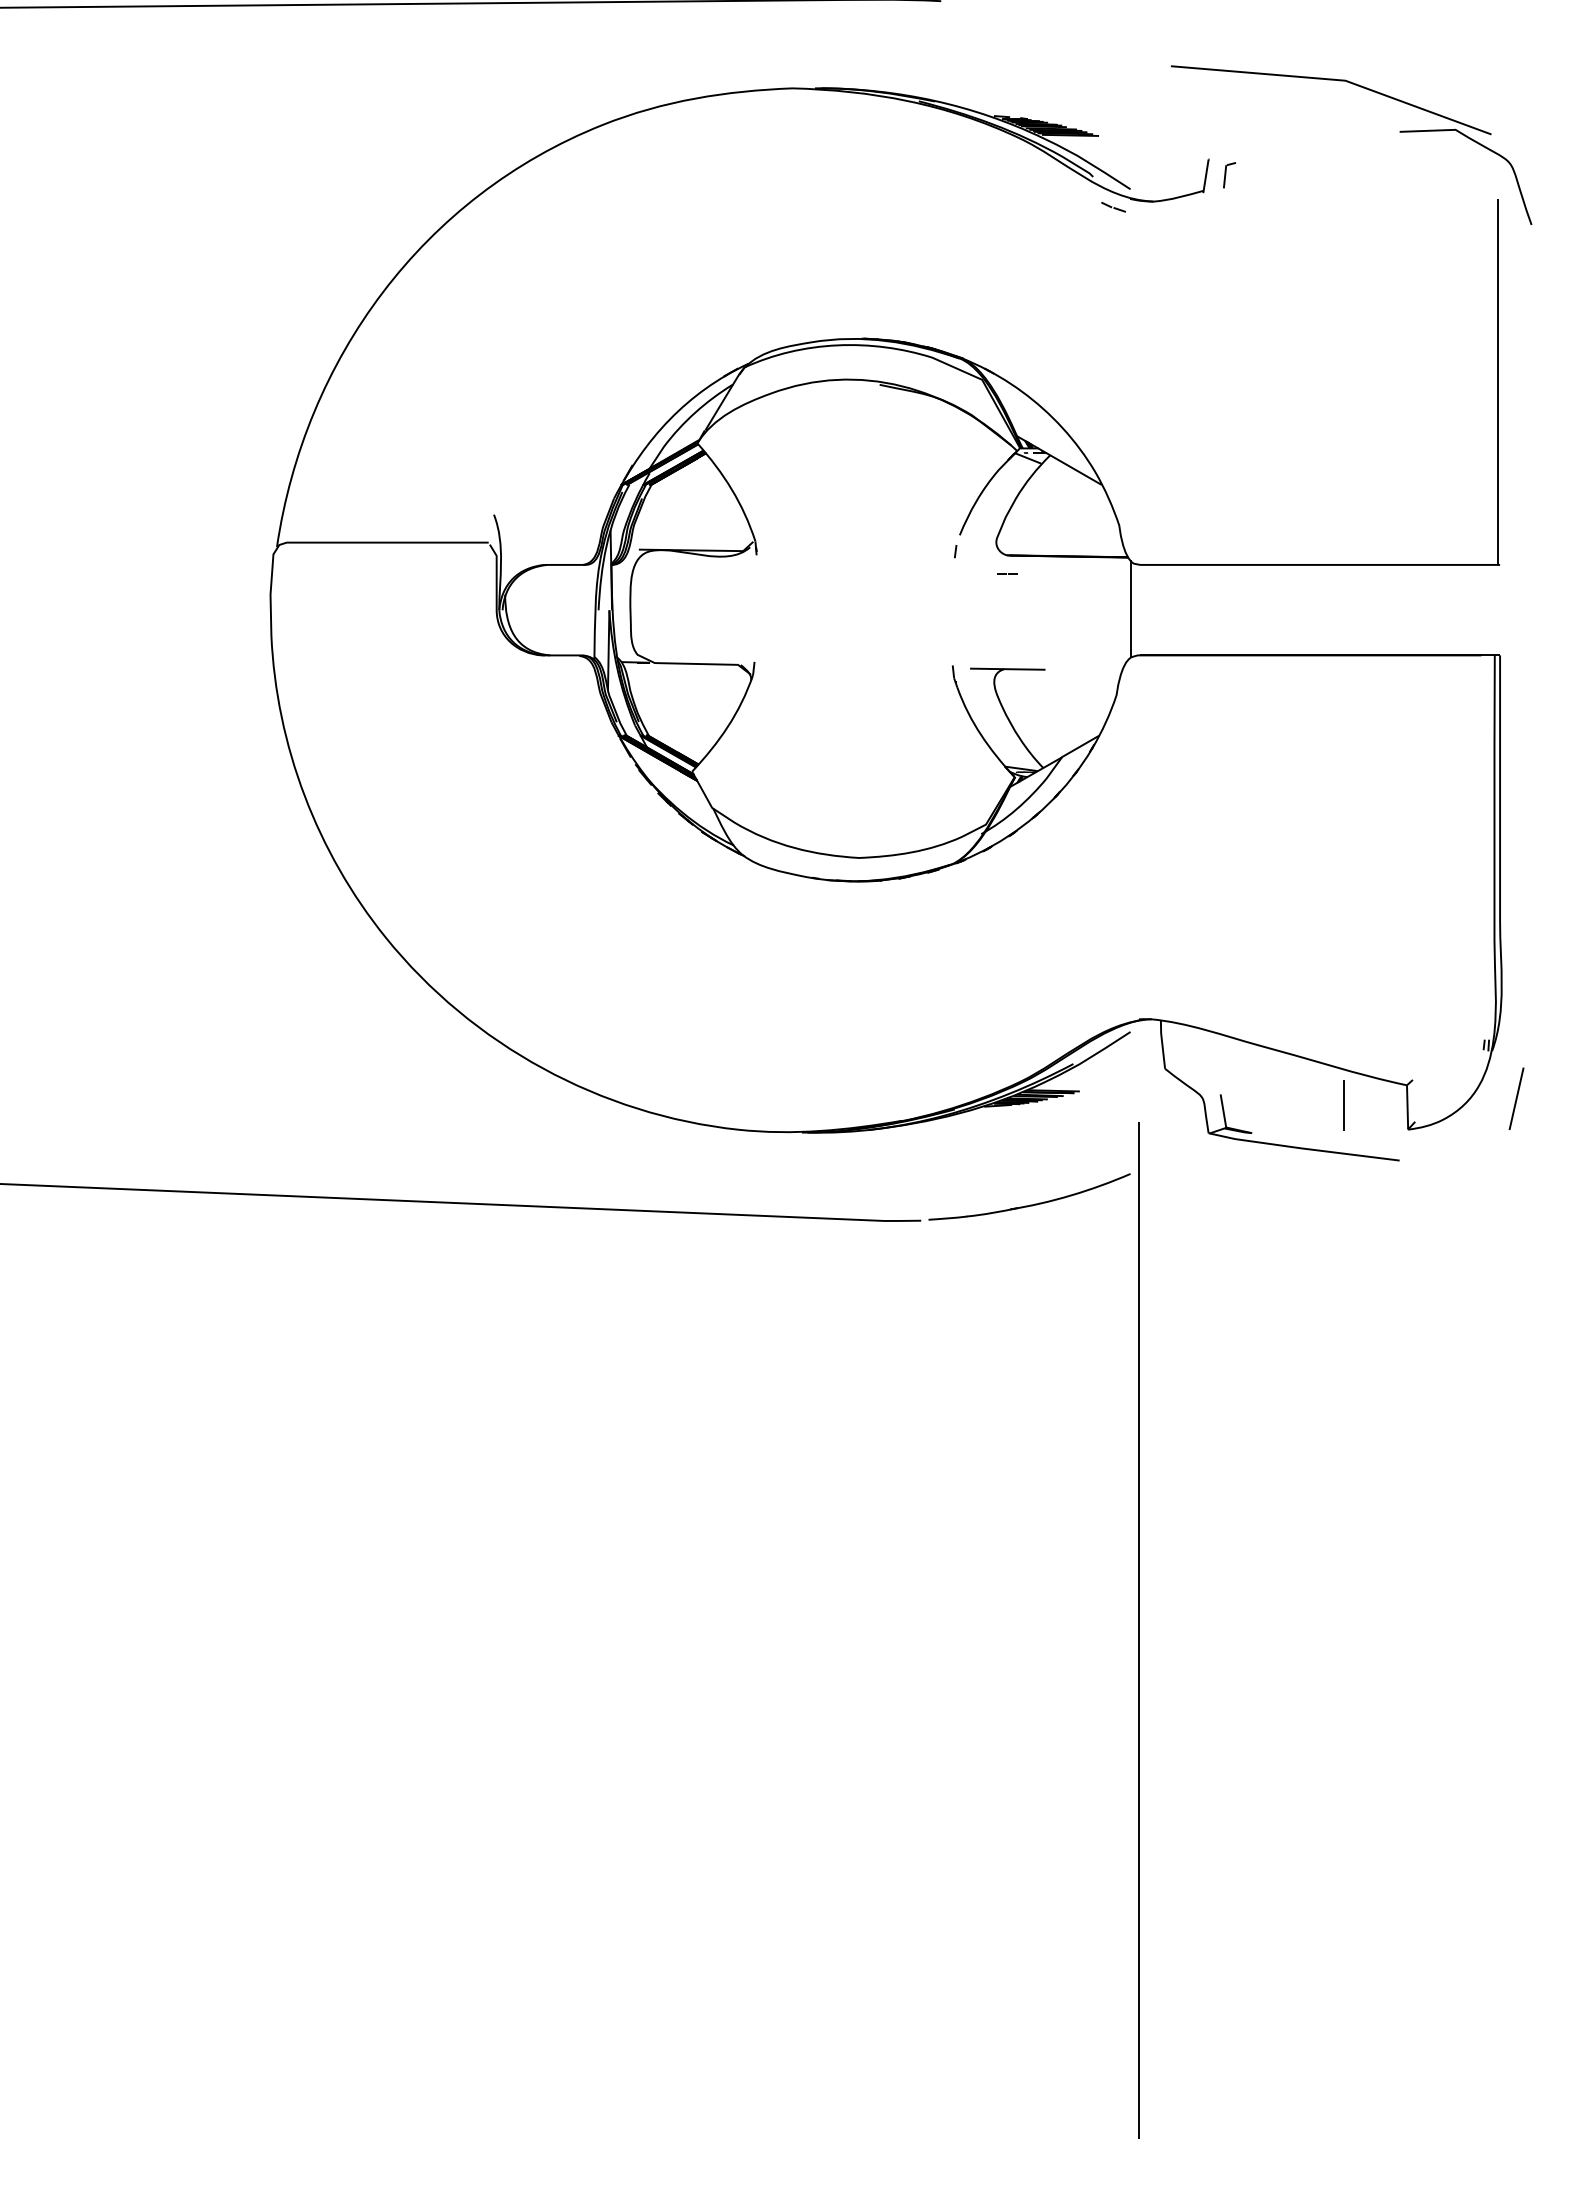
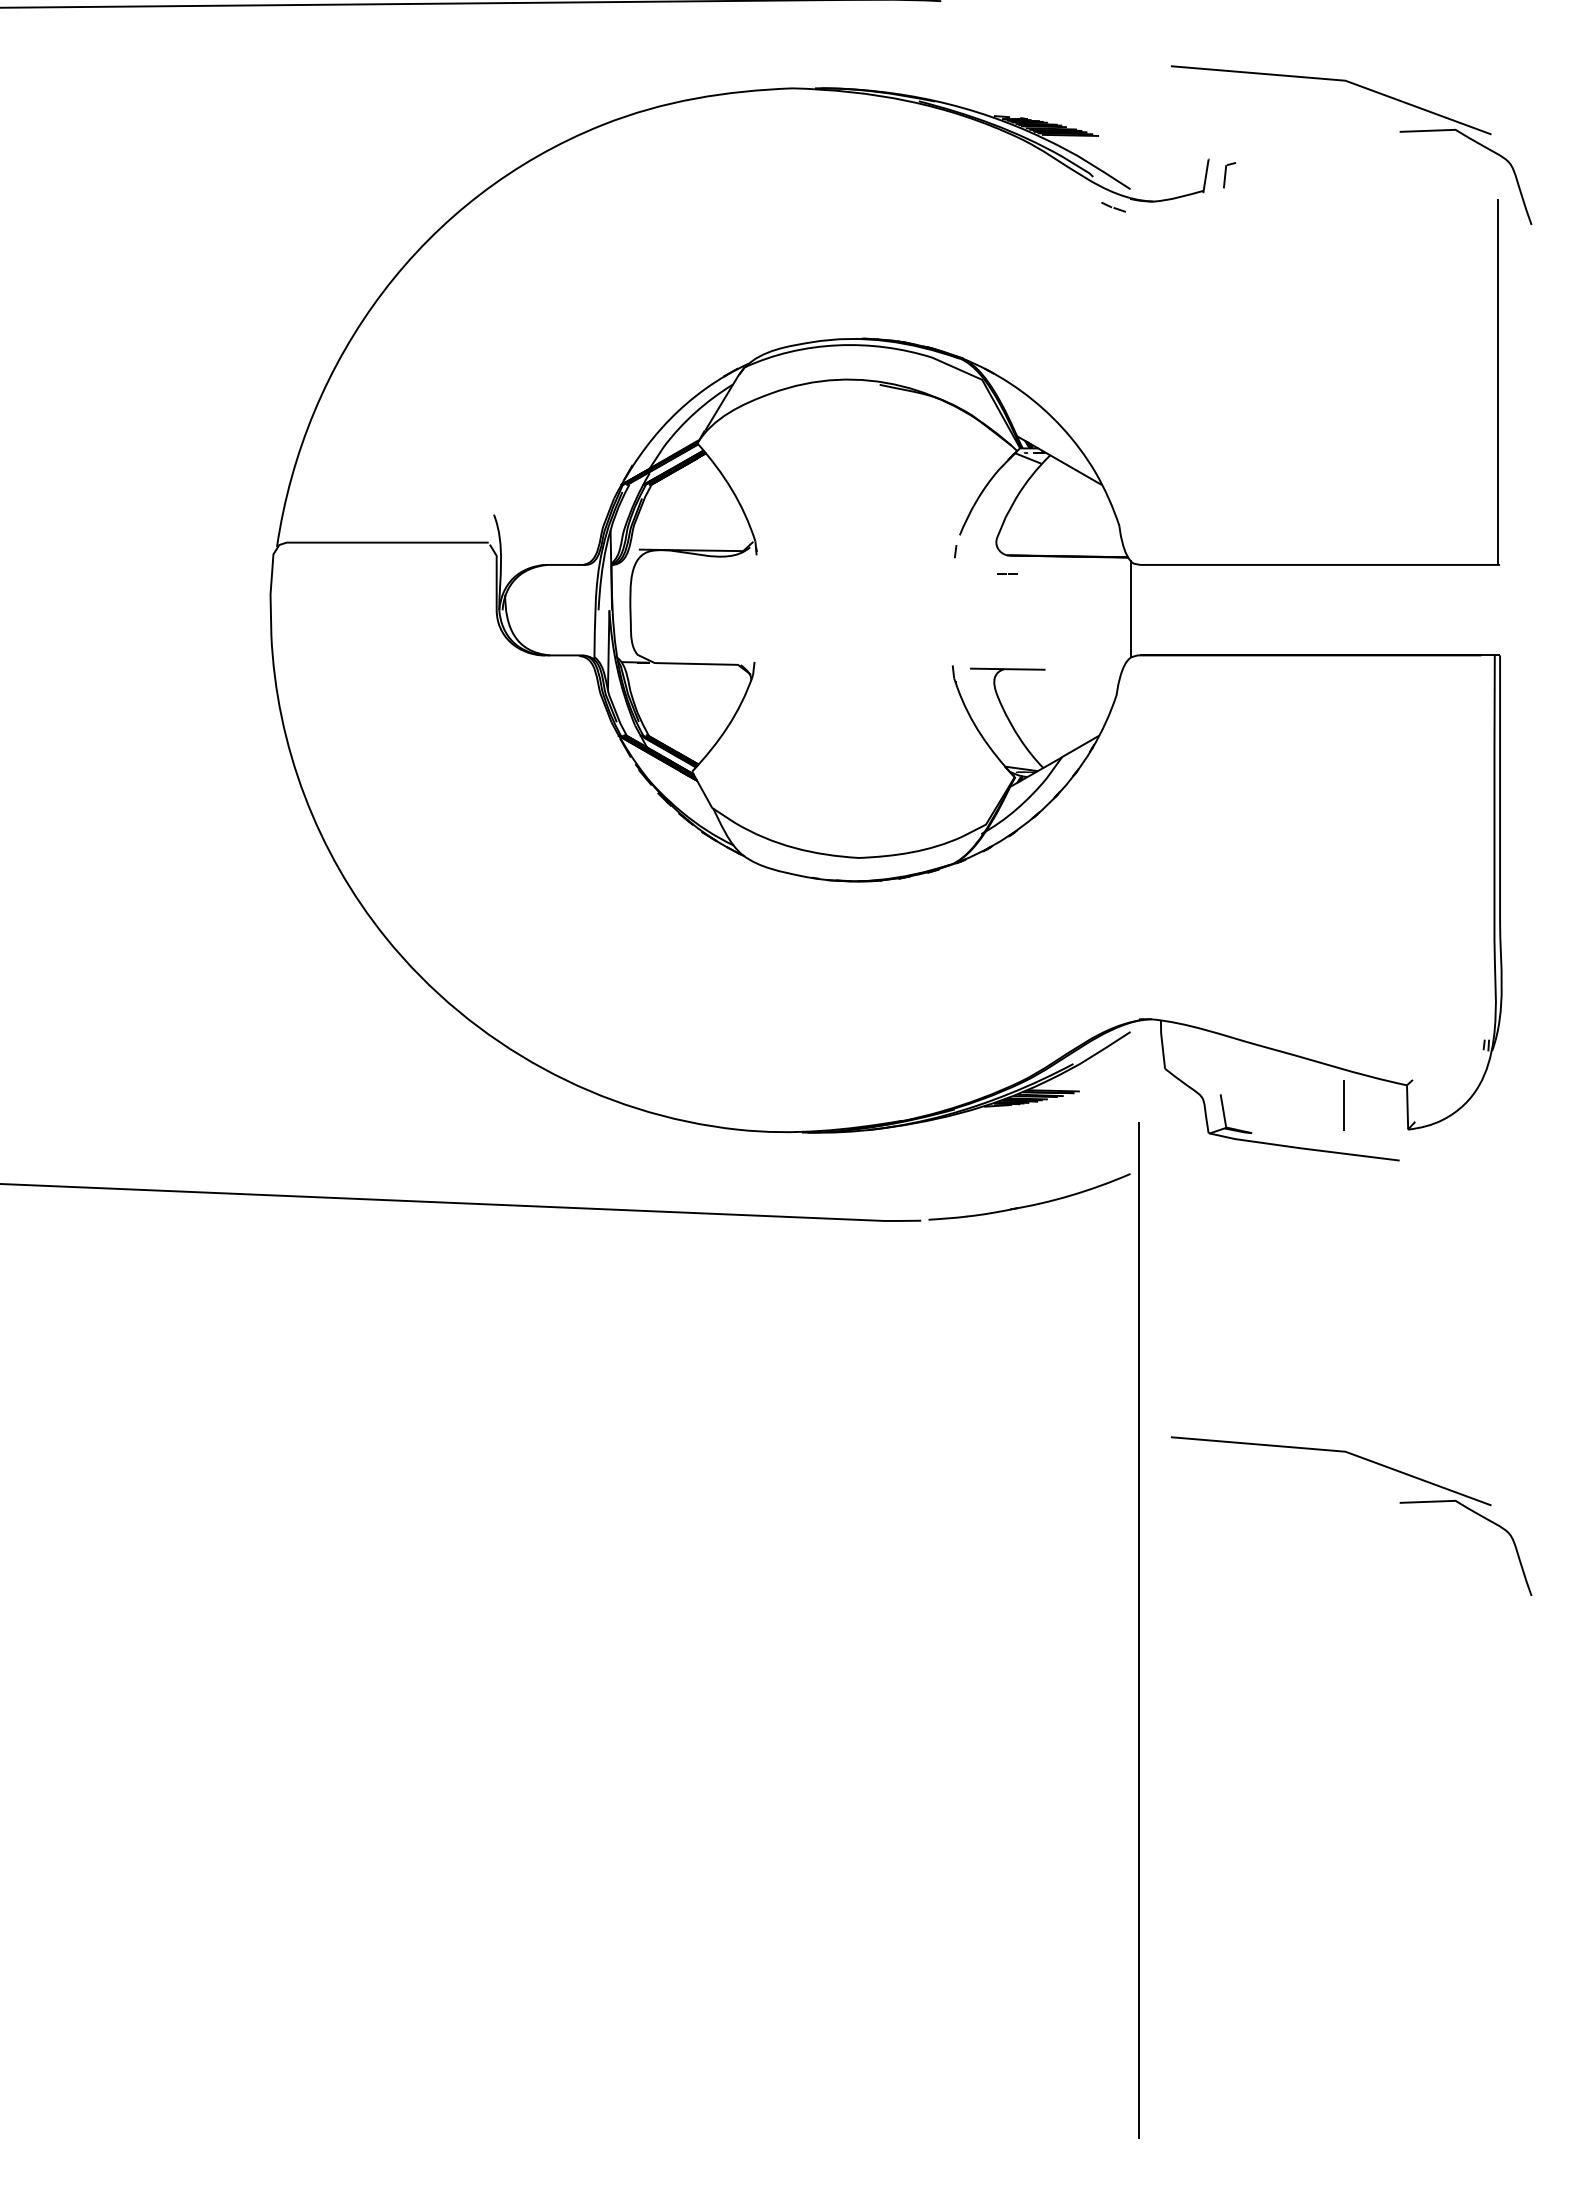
line: present -> none (1516, 1098)
part: none -> present (1399, 1503)
